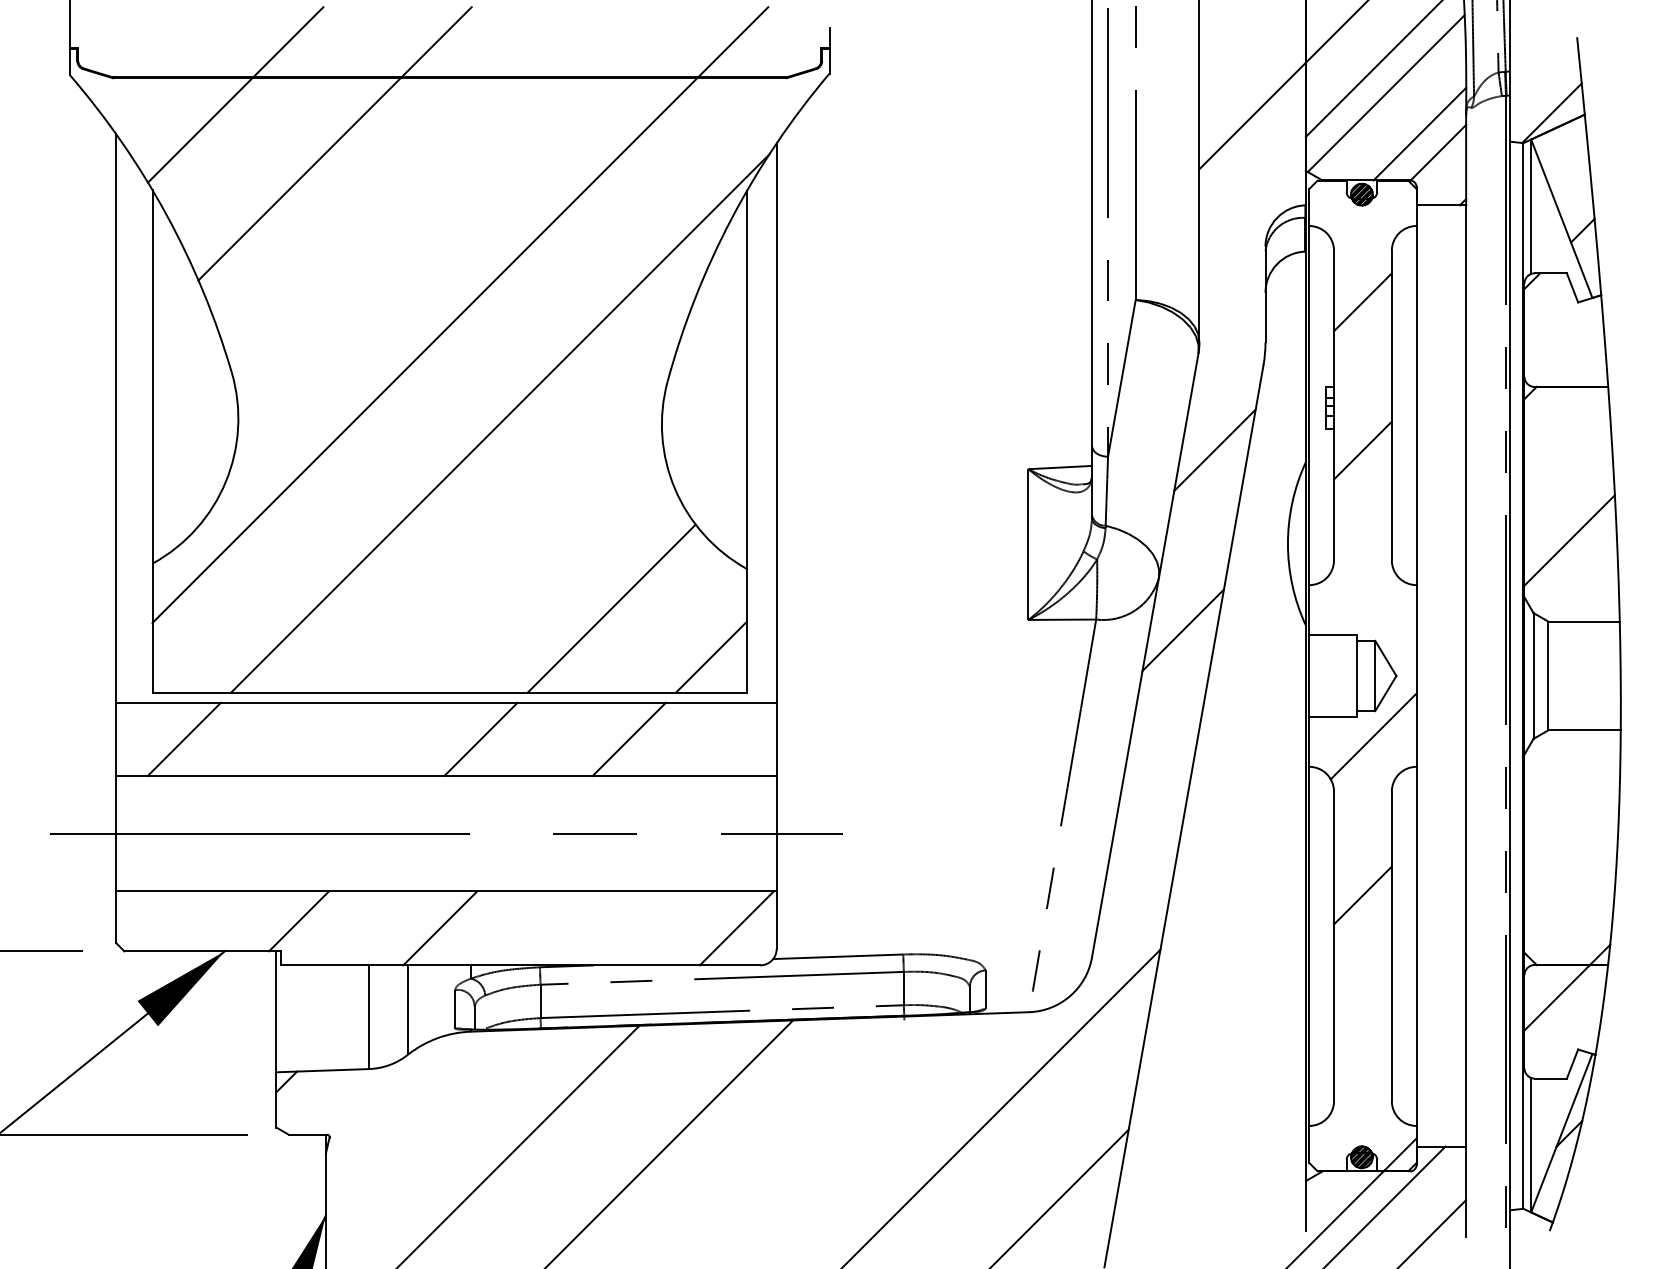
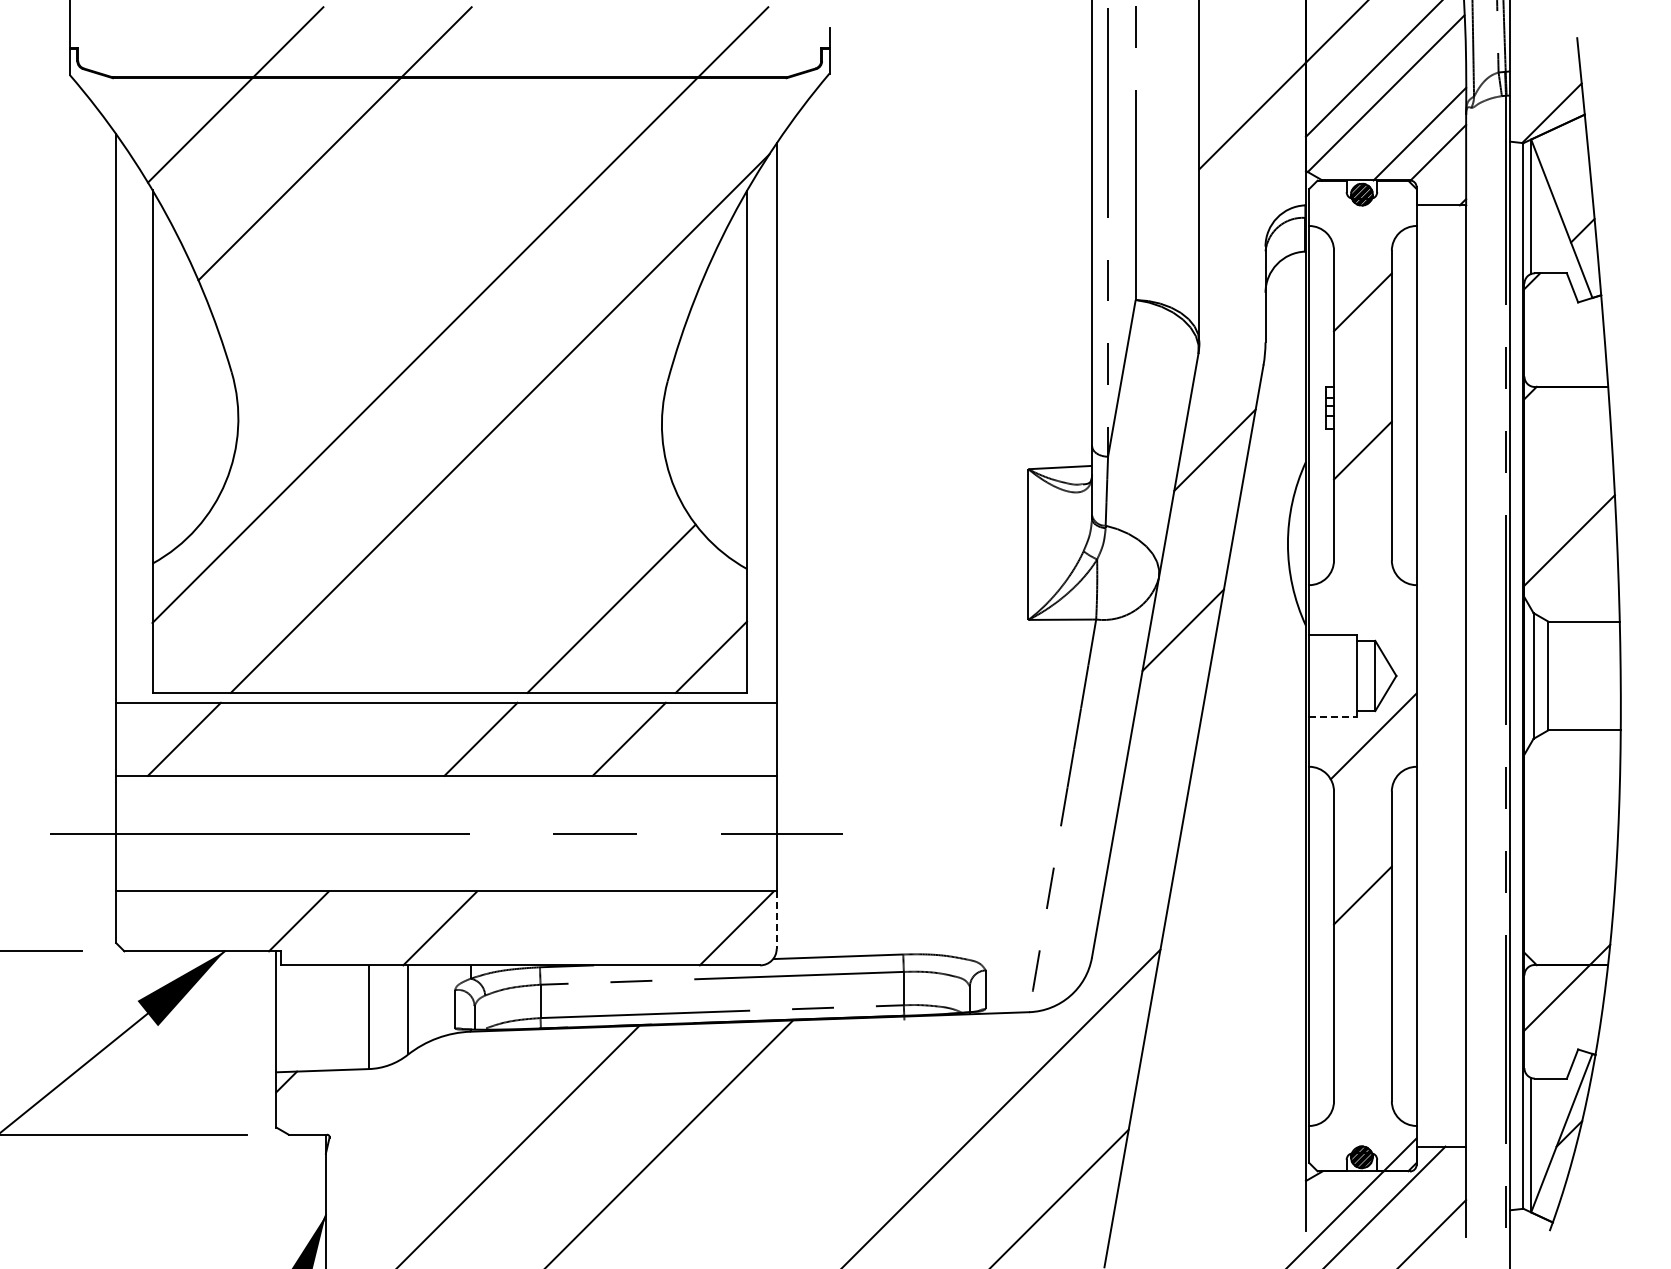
line: solid -> dashed (1333, 717)
line: solid -> dashed (776, 920)
